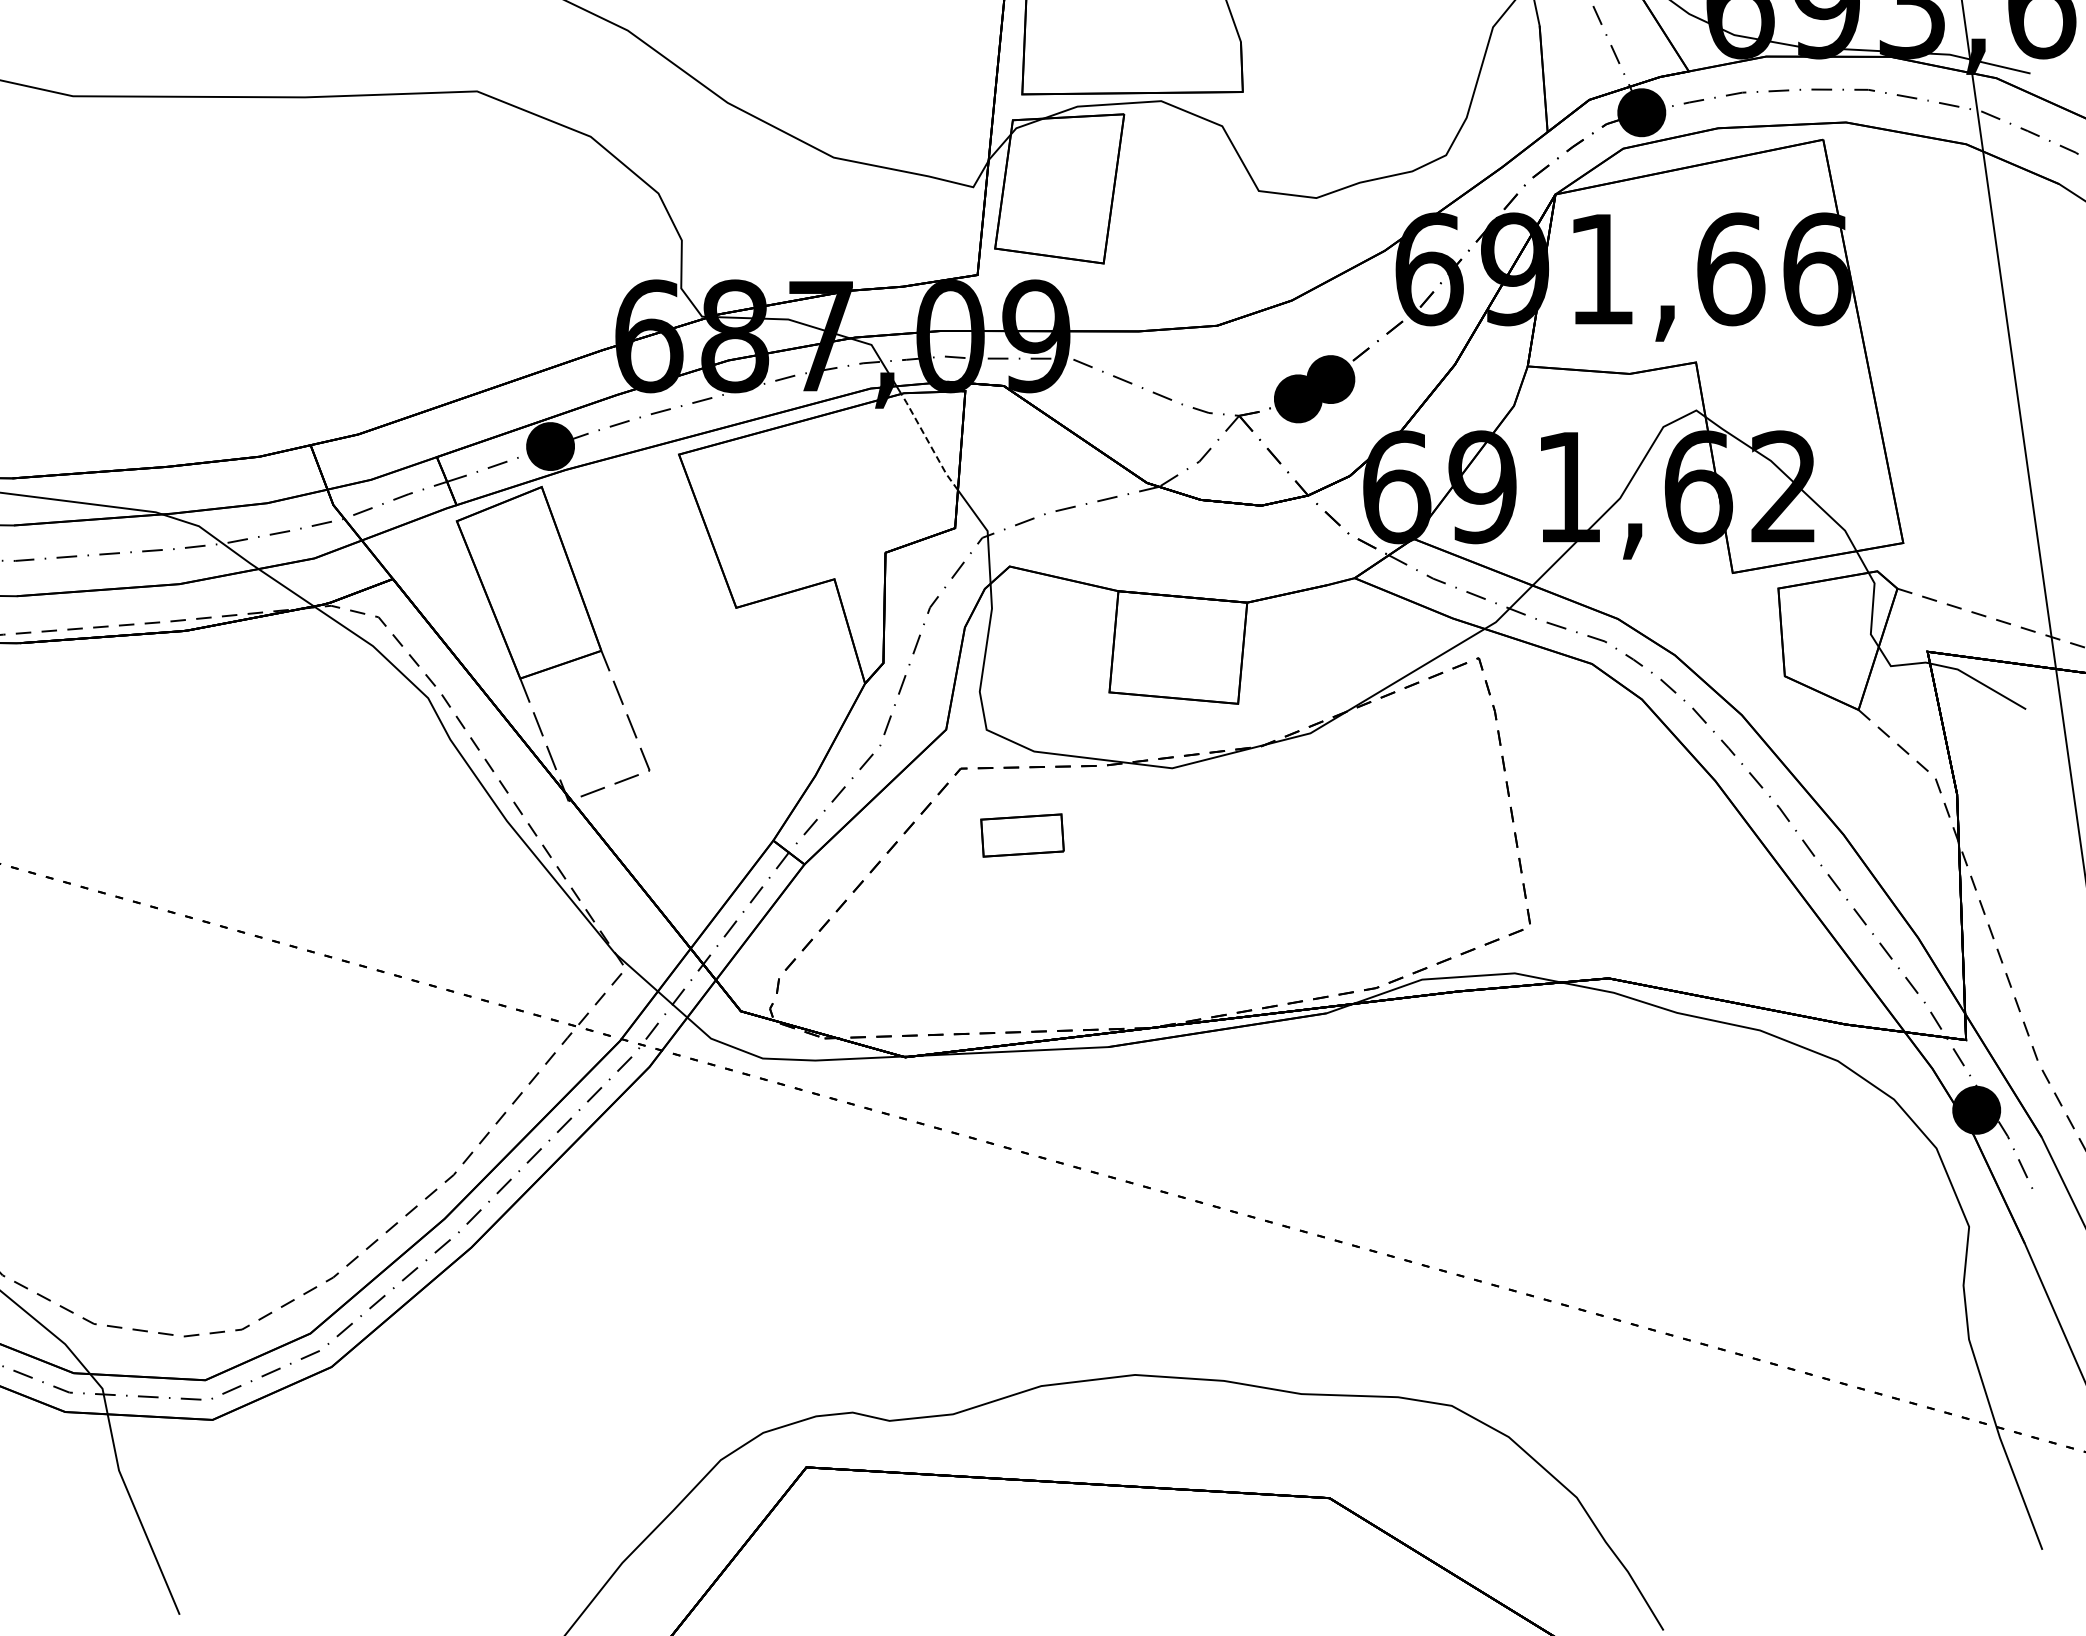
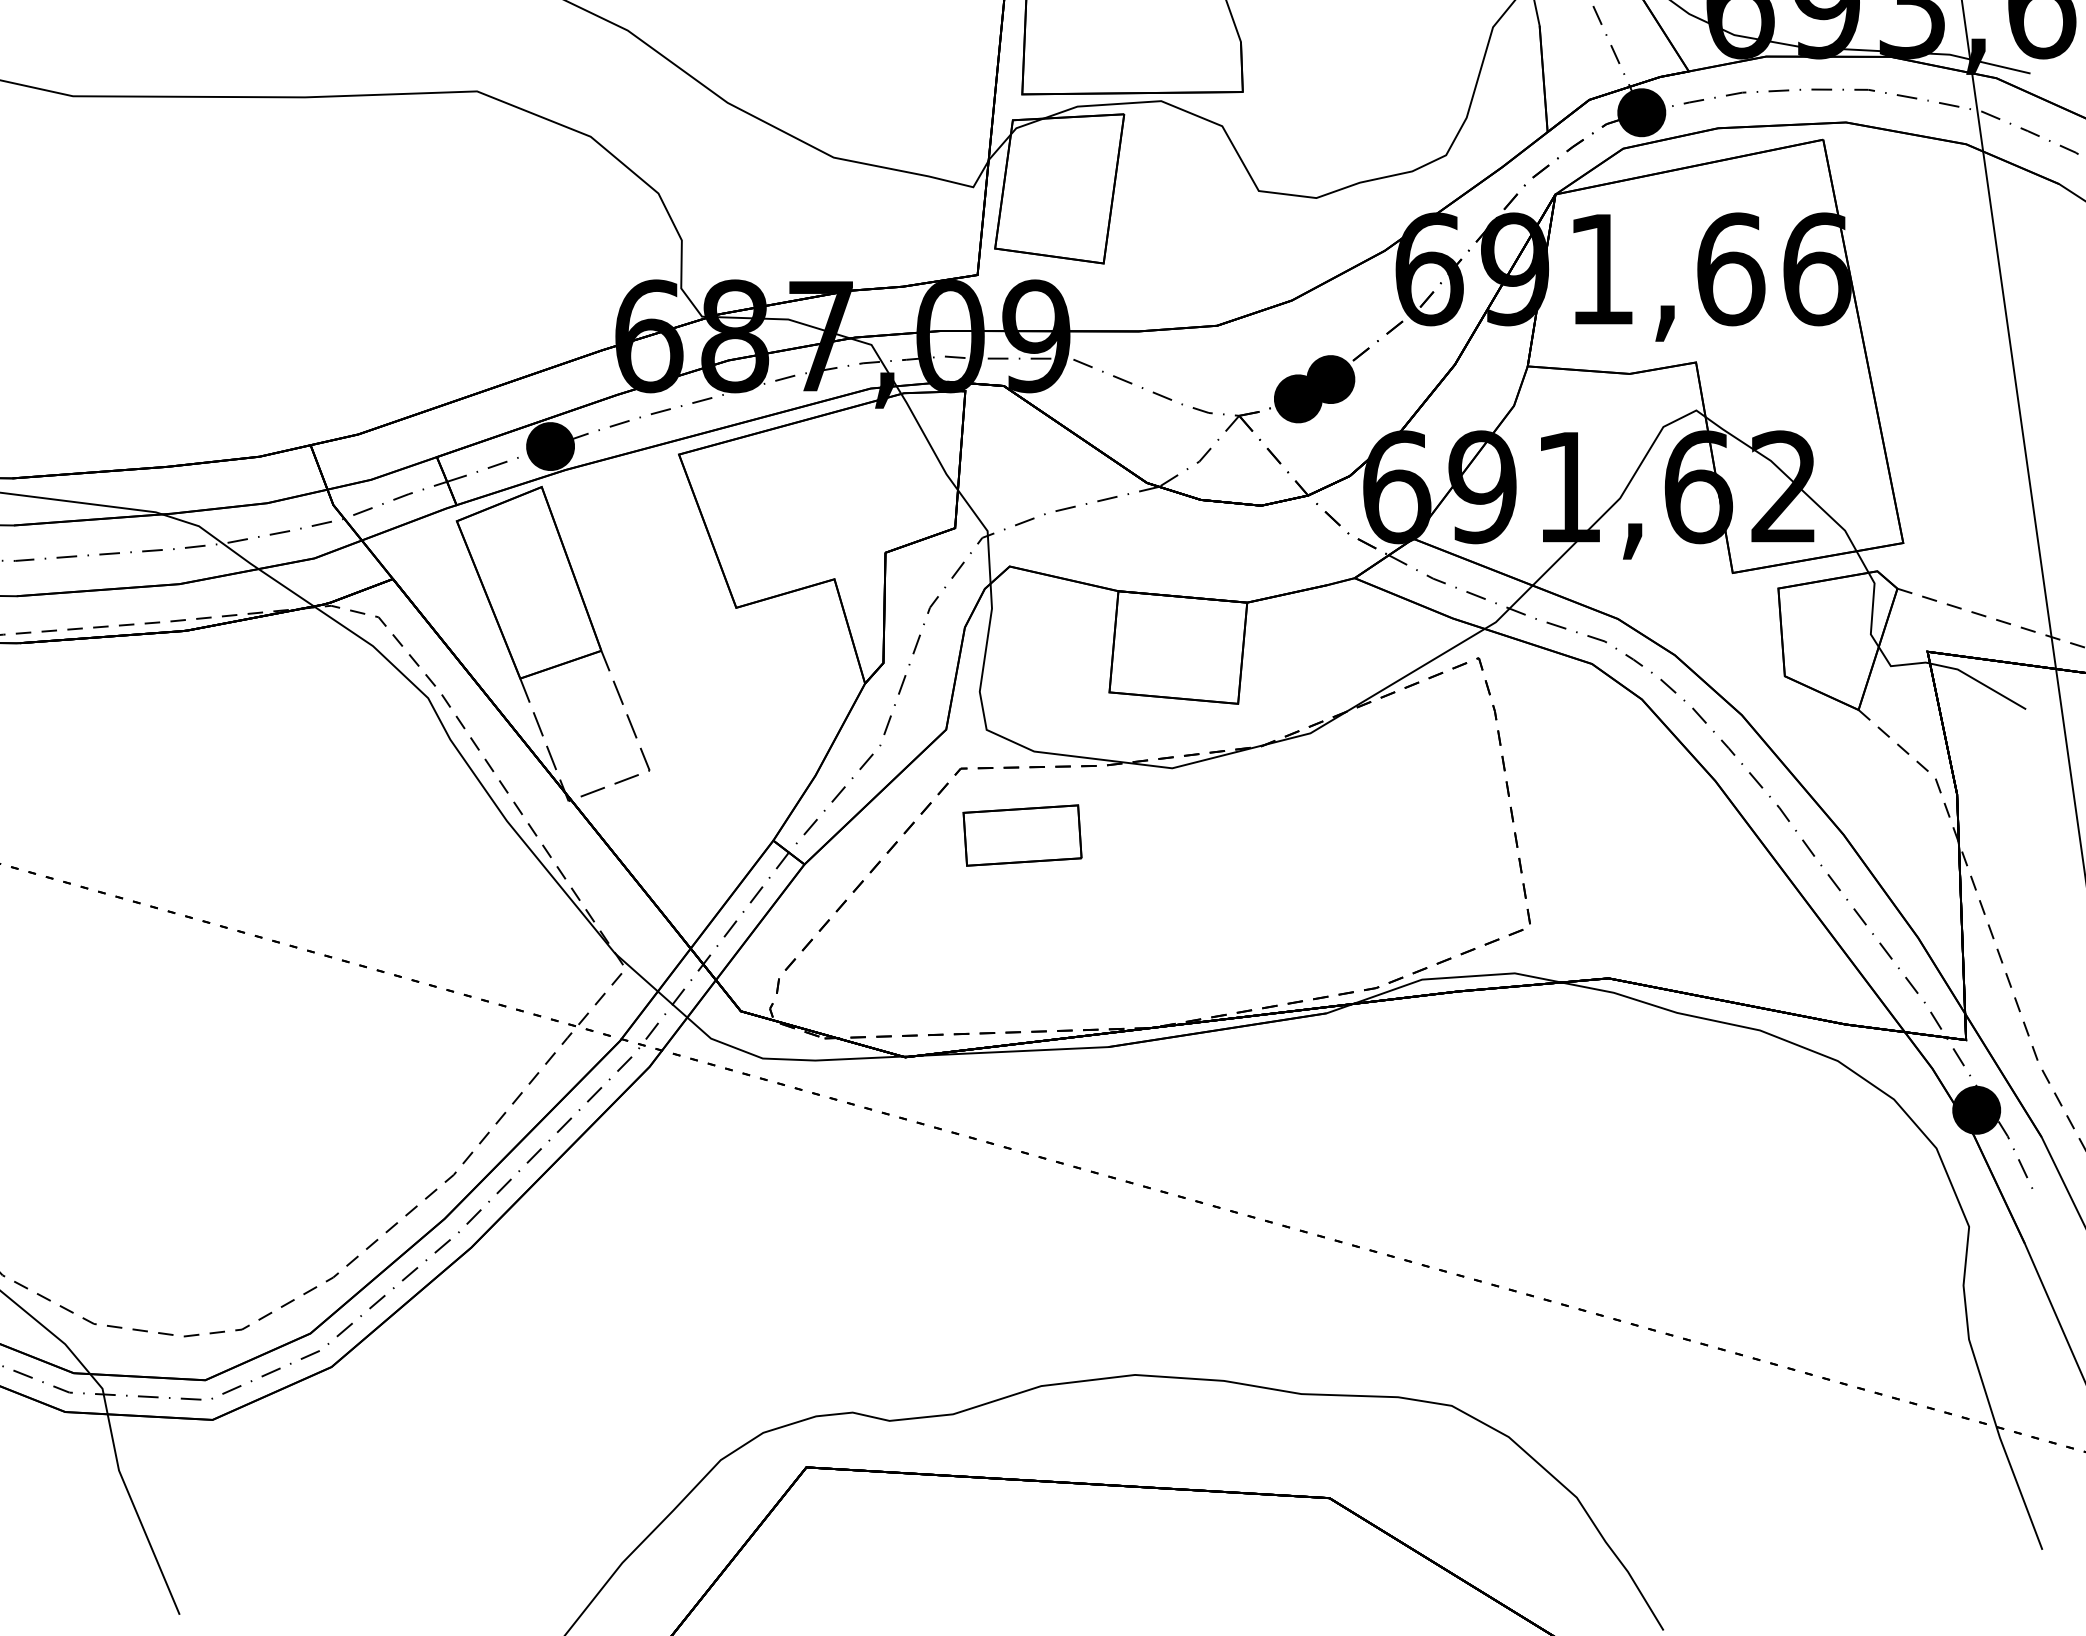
line: dashed -> solid (928, 442)
part size: 85x45 px -> 121x63 px (1022, 835)
